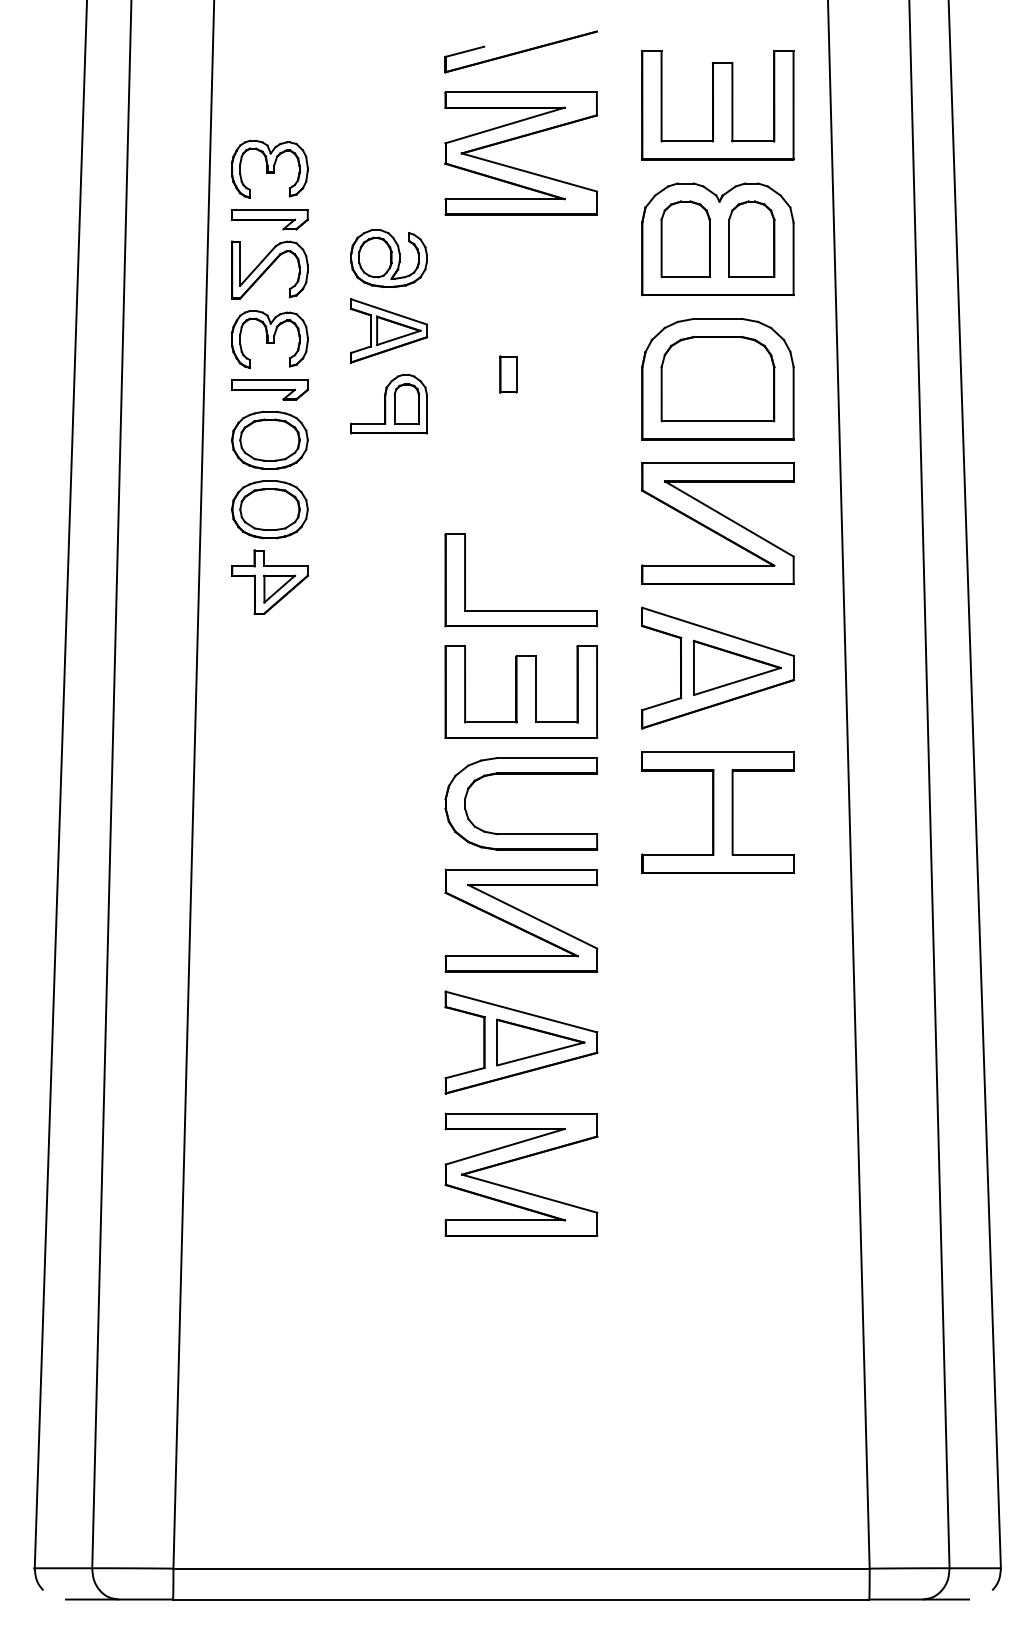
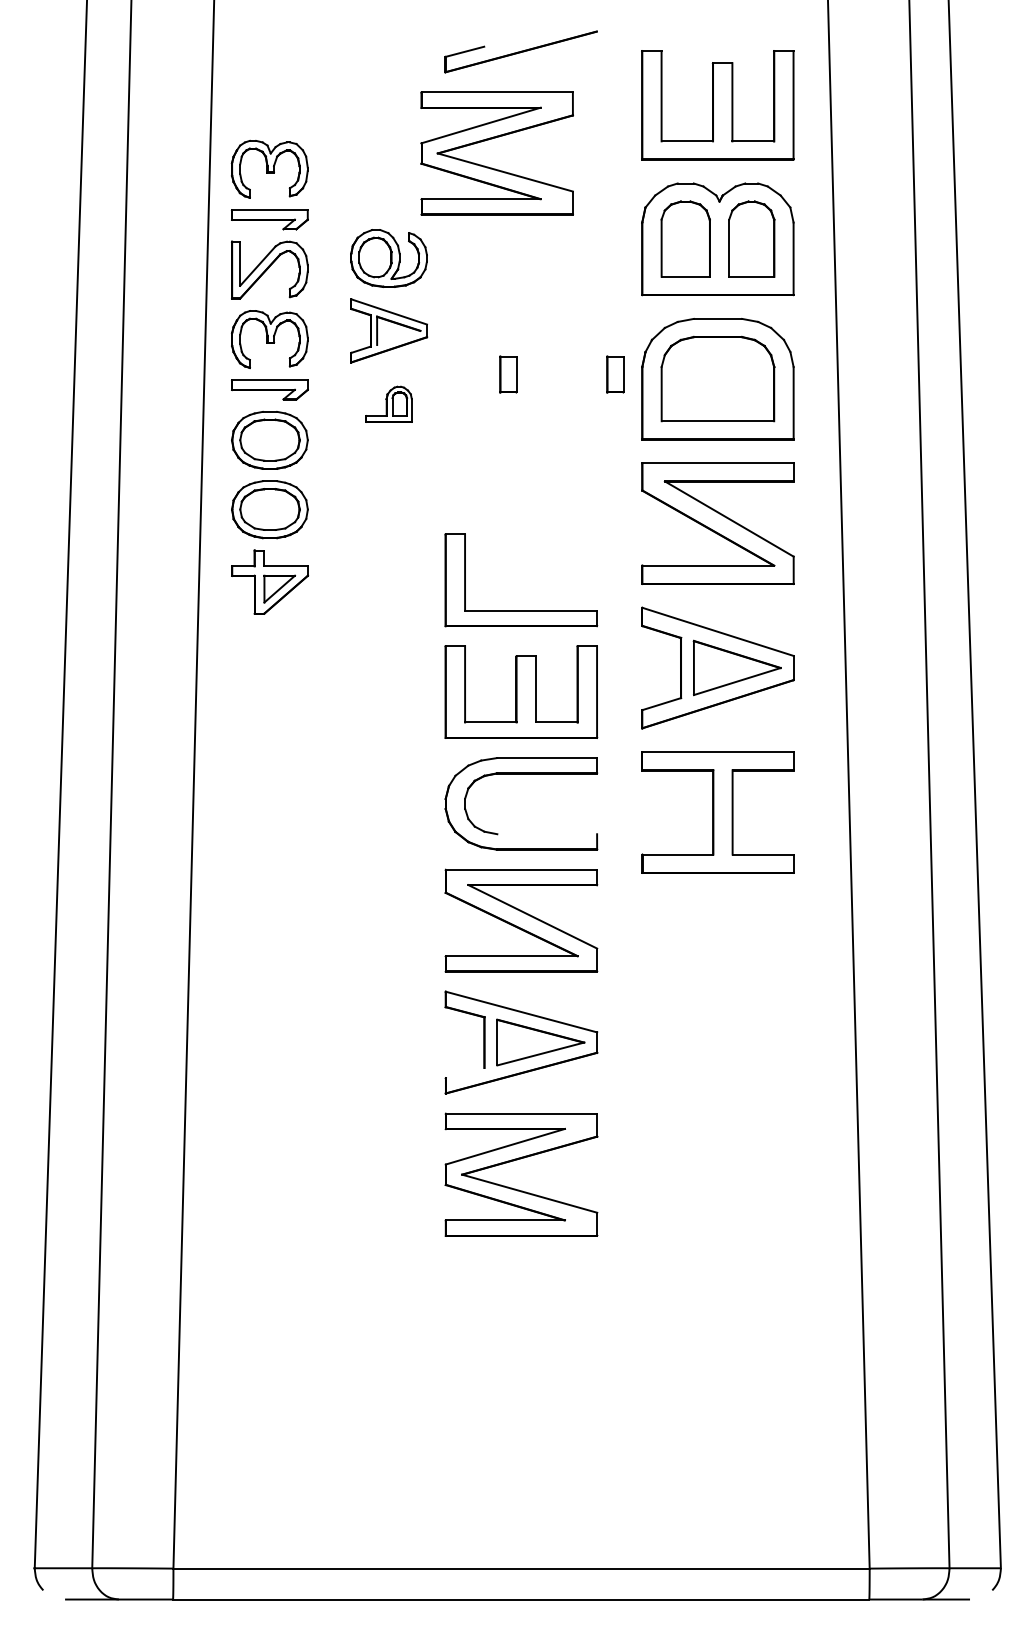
part position: (516, 139) -> (492, 139) (492, 139)
line: present -> none (398, 337)
part: none -> present (615, 374)
part size: 78x61 px -> 48x38 px (388, 403)
line: present -> none (547, 834)
line: present -> none (464, 1072)
